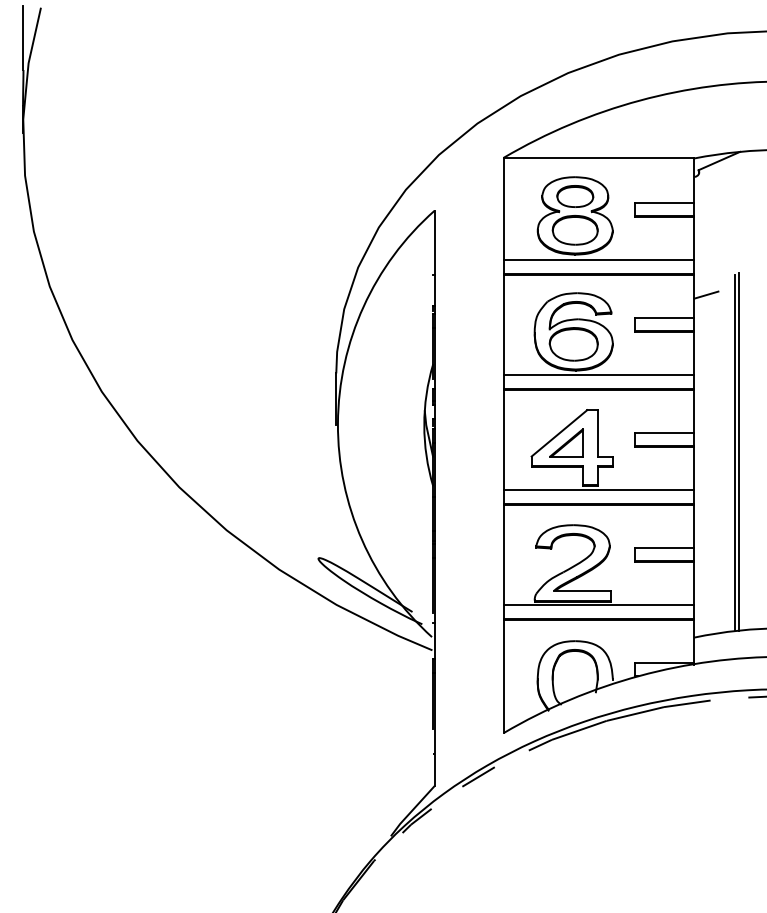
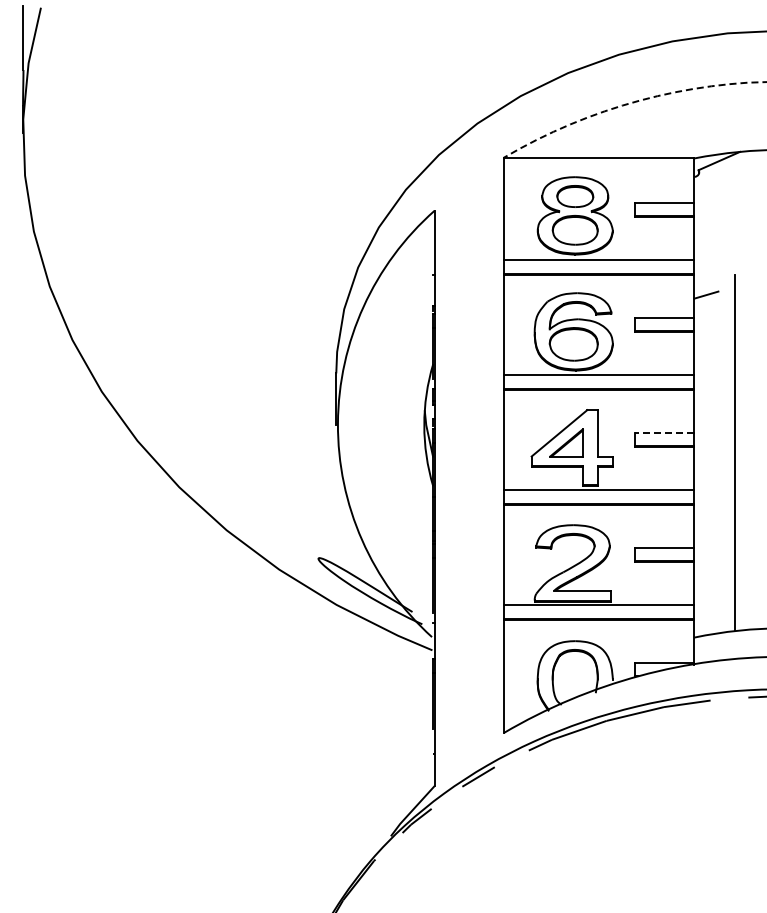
arc: solid -> dashed (631, 103)
line: solid -> dashed (664, 432)
line: present -> none (739, 451)
